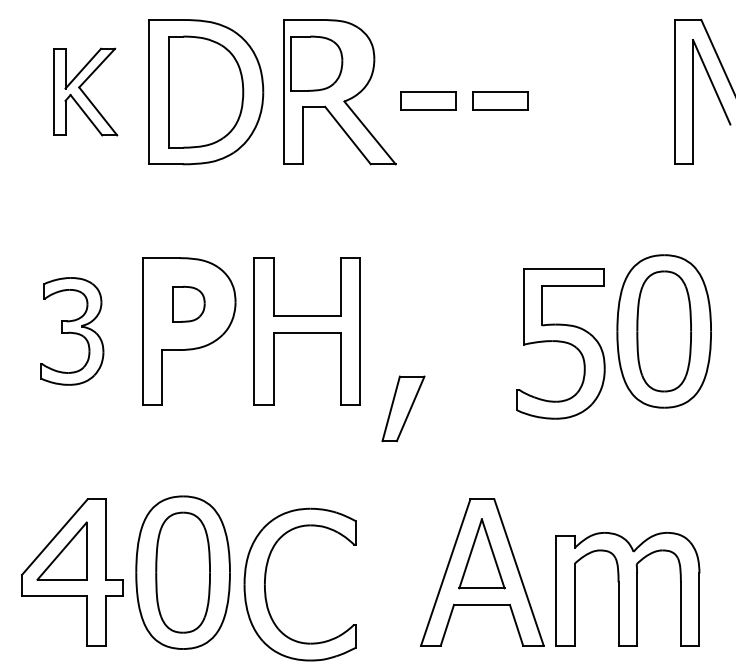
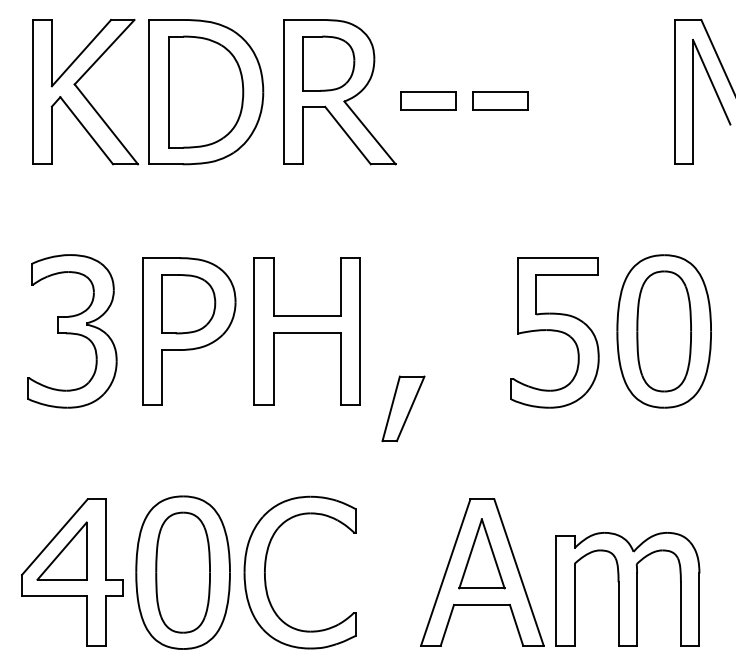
part position: (316, 63) -> (328, 63) (328, 63)
part size: 66x90 px -> 108x148 px (85, 91)
part size: 34x38 px -> 56x61 px (188, 304)
part size: 65x109 px -> 91x155 px (72, 331)
part position: (560, 343) -> (554, 332) (554, 332)
part position: (266, 577) -> (266, 565) (266, 565)
